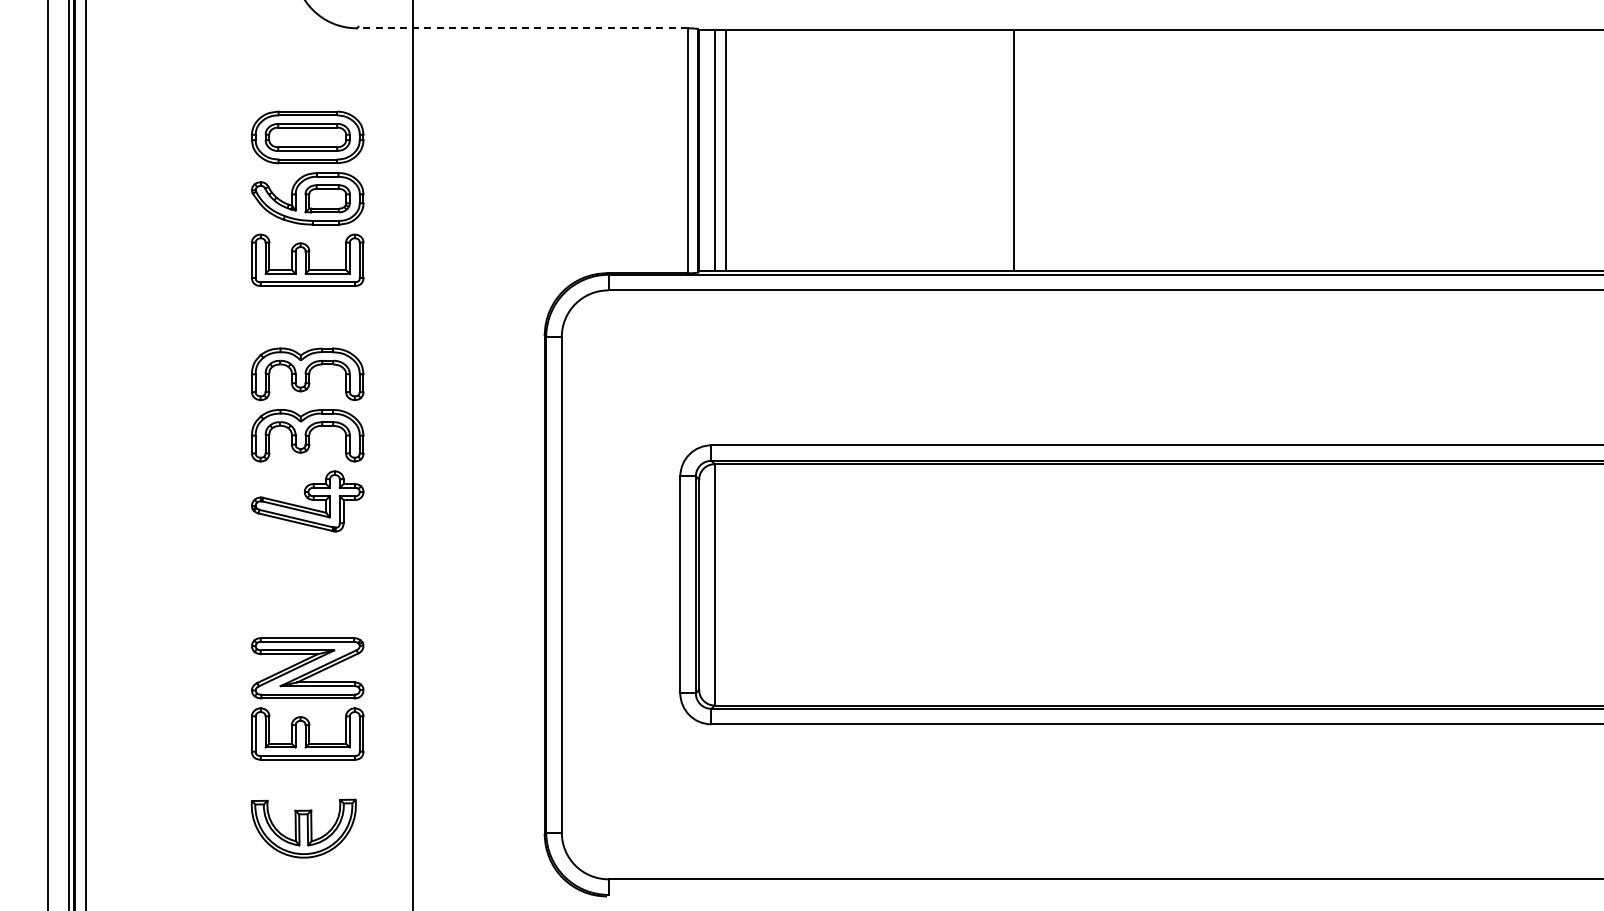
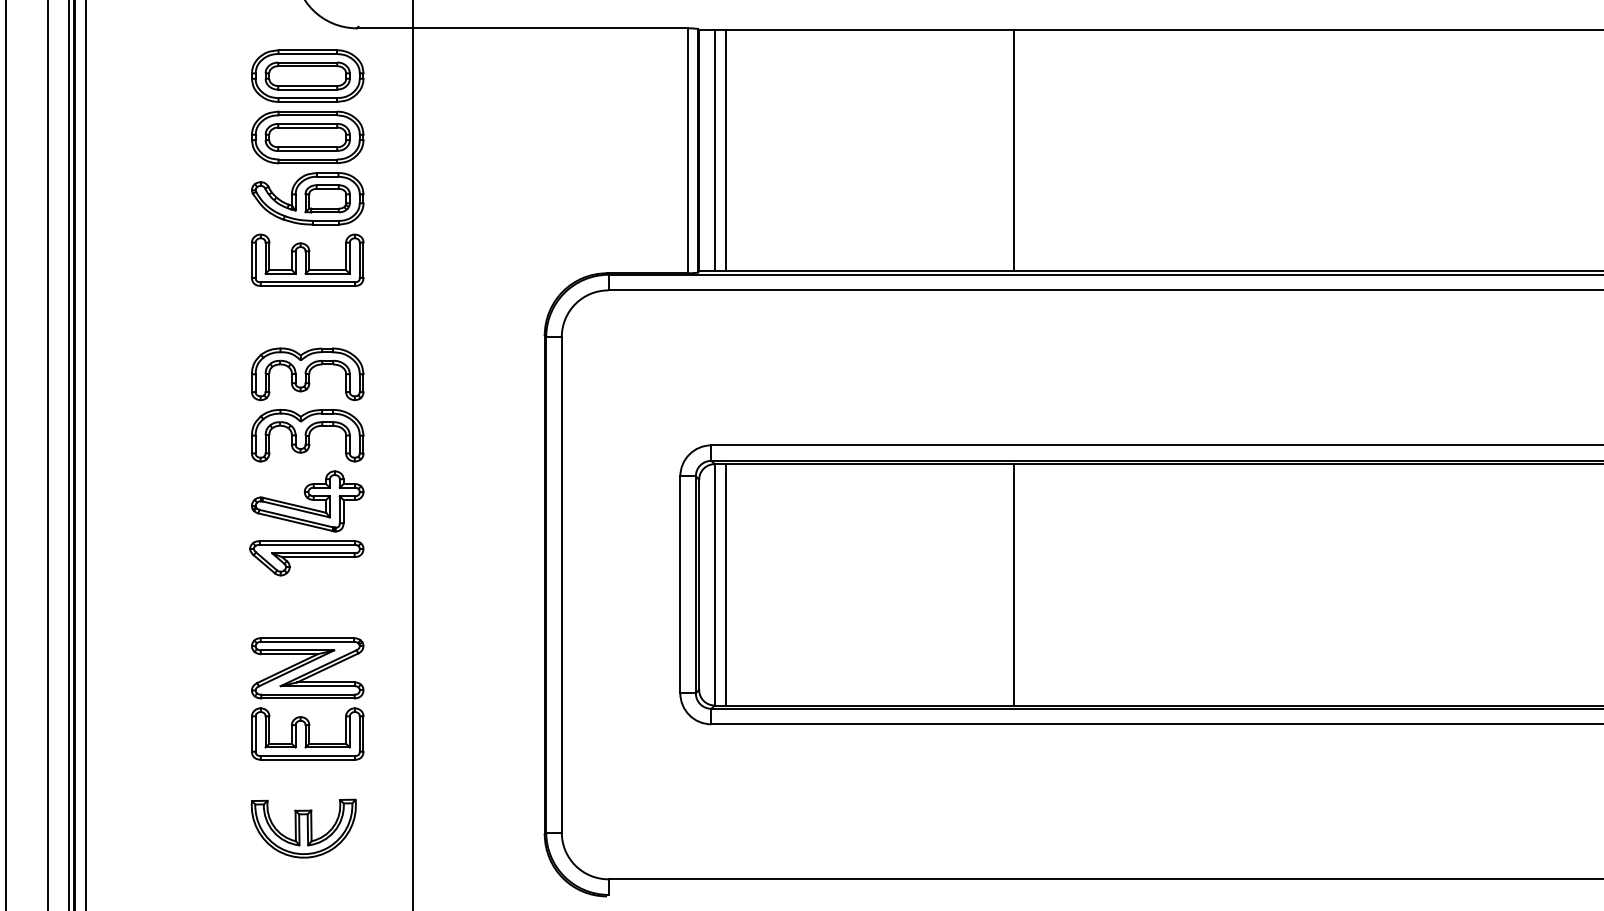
line: dashed -> solid (521, 28)
part: none -> present (307, 75)
line: none -> present (6, 454)
part: none -> present (306, 558)
line: none -> present (725, 584)
line: none -> present (1014, 584)
